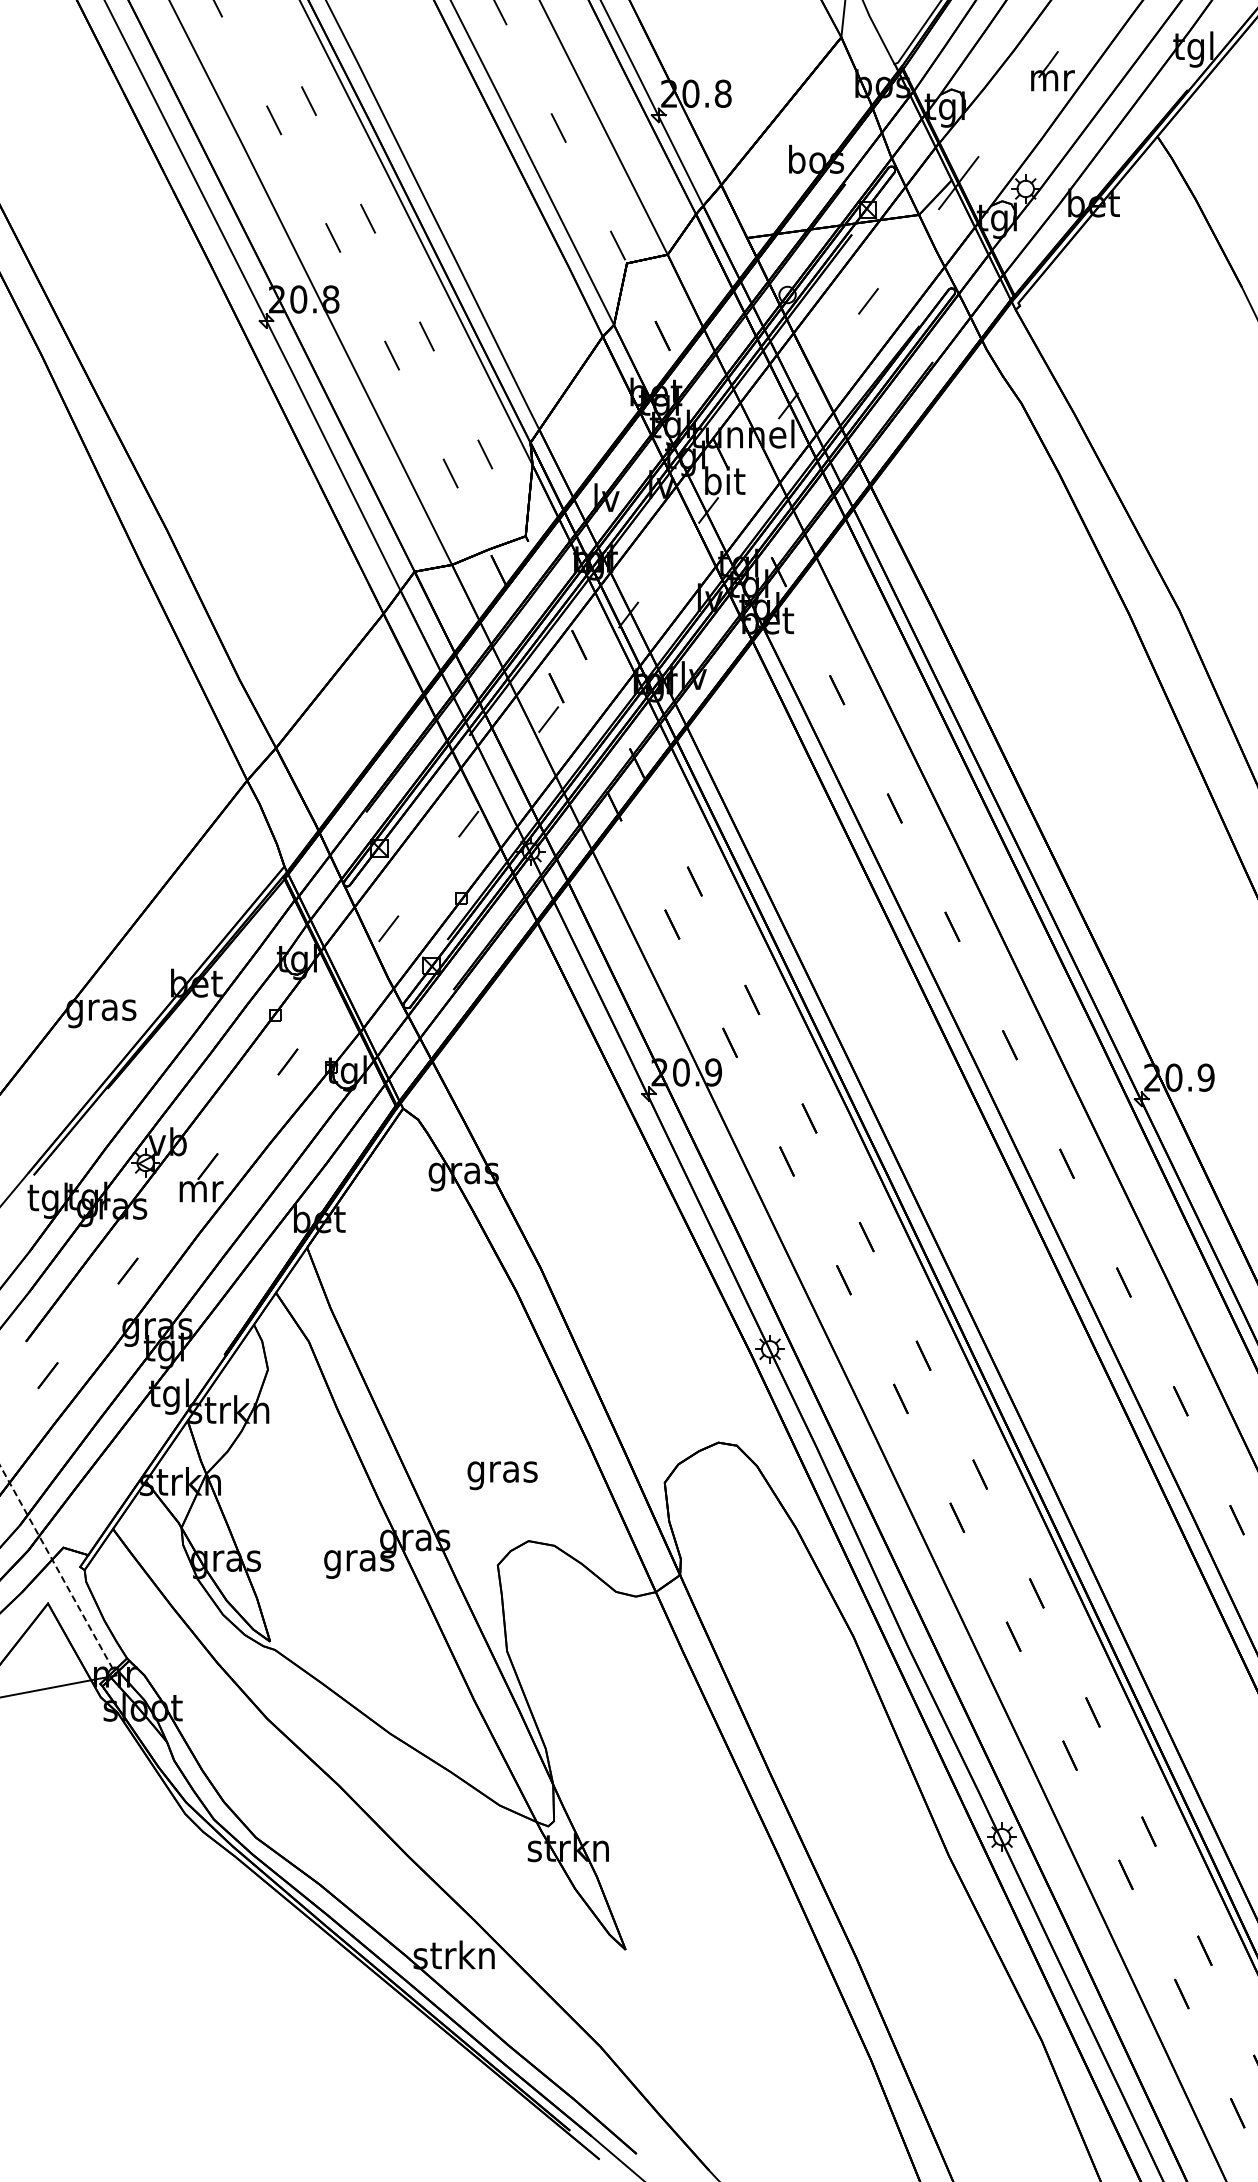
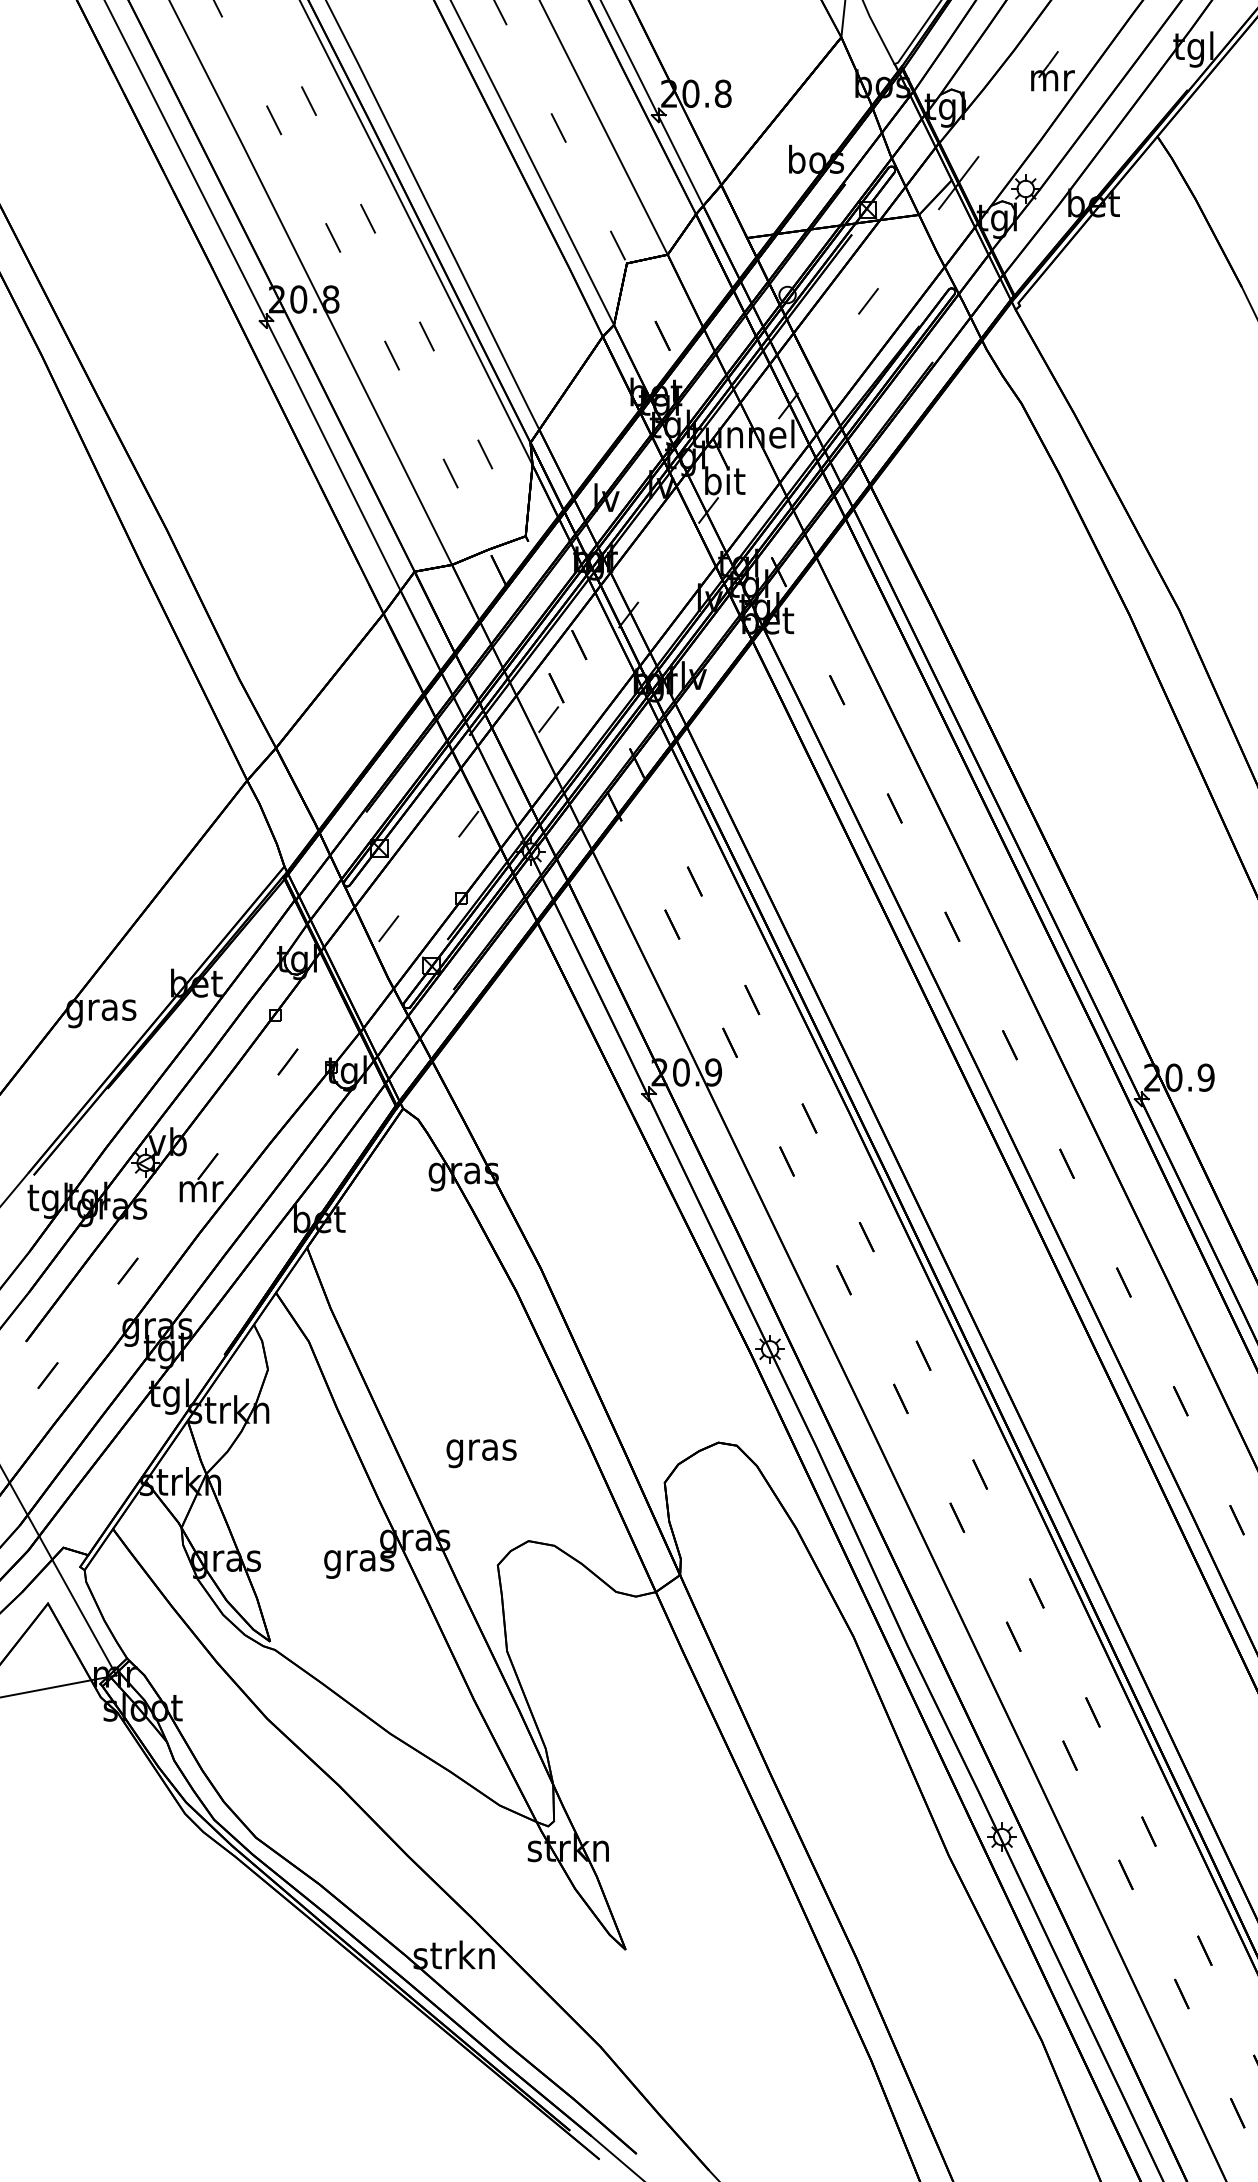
text position: (502, 1475) -> (481, 1453) (481, 1453)
line: dashed -> solid (58, 1570)
